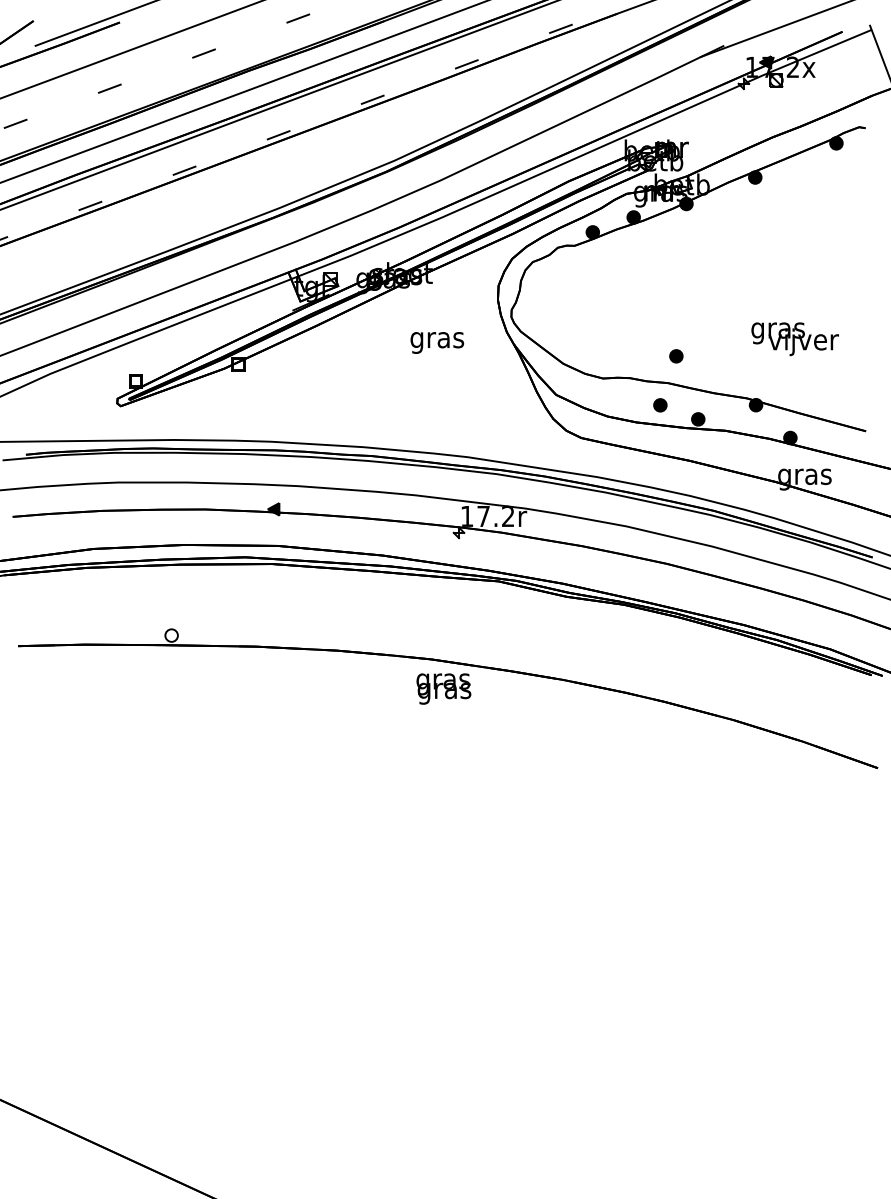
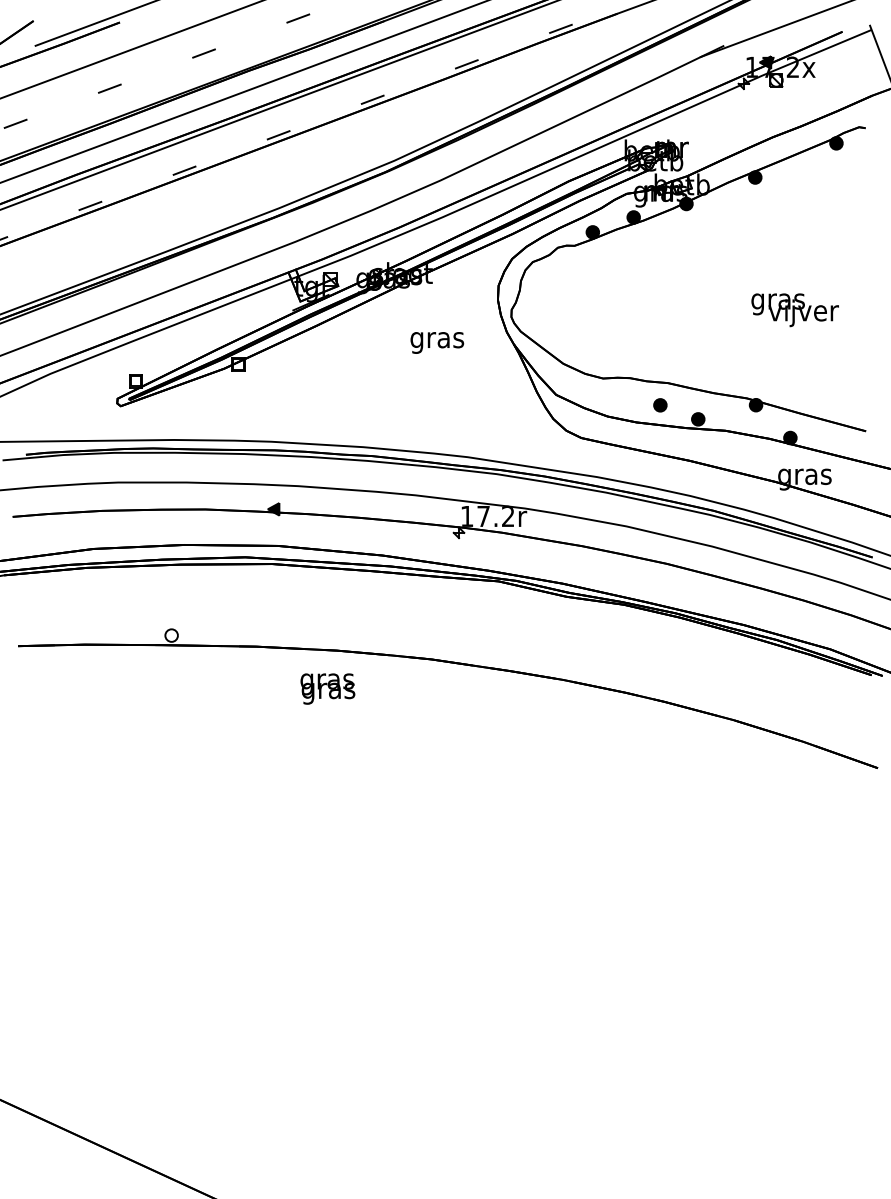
text position: (794, 339) -> (794, 310) (794, 310)
part: present -> none (676, 356)
text position: (443, 688) -> (327, 688) (327, 688)
